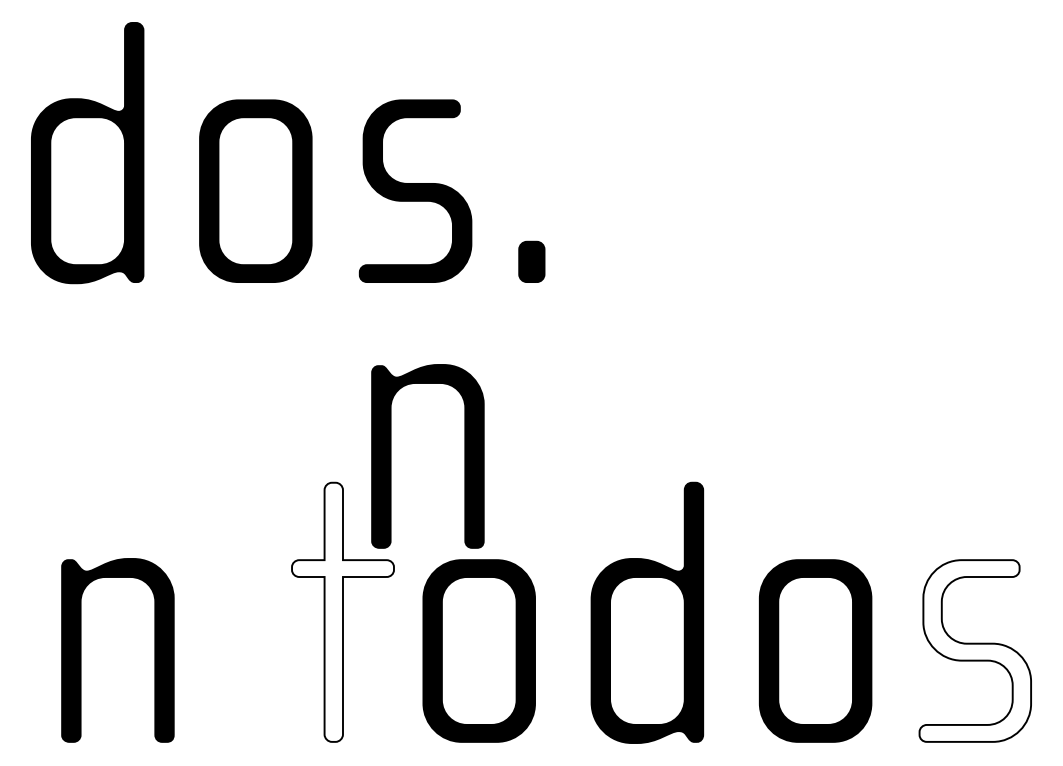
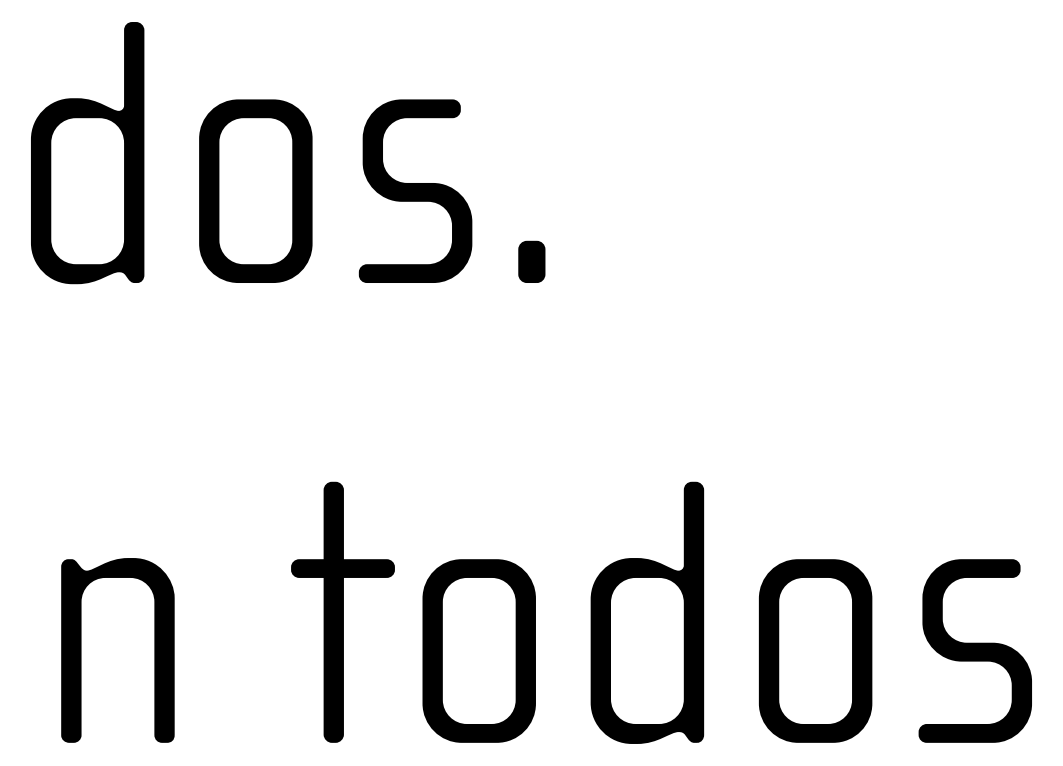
part: present -> none (391, 456)
fill: none -> present (342, 611)
fill: none -> present (975, 650)
